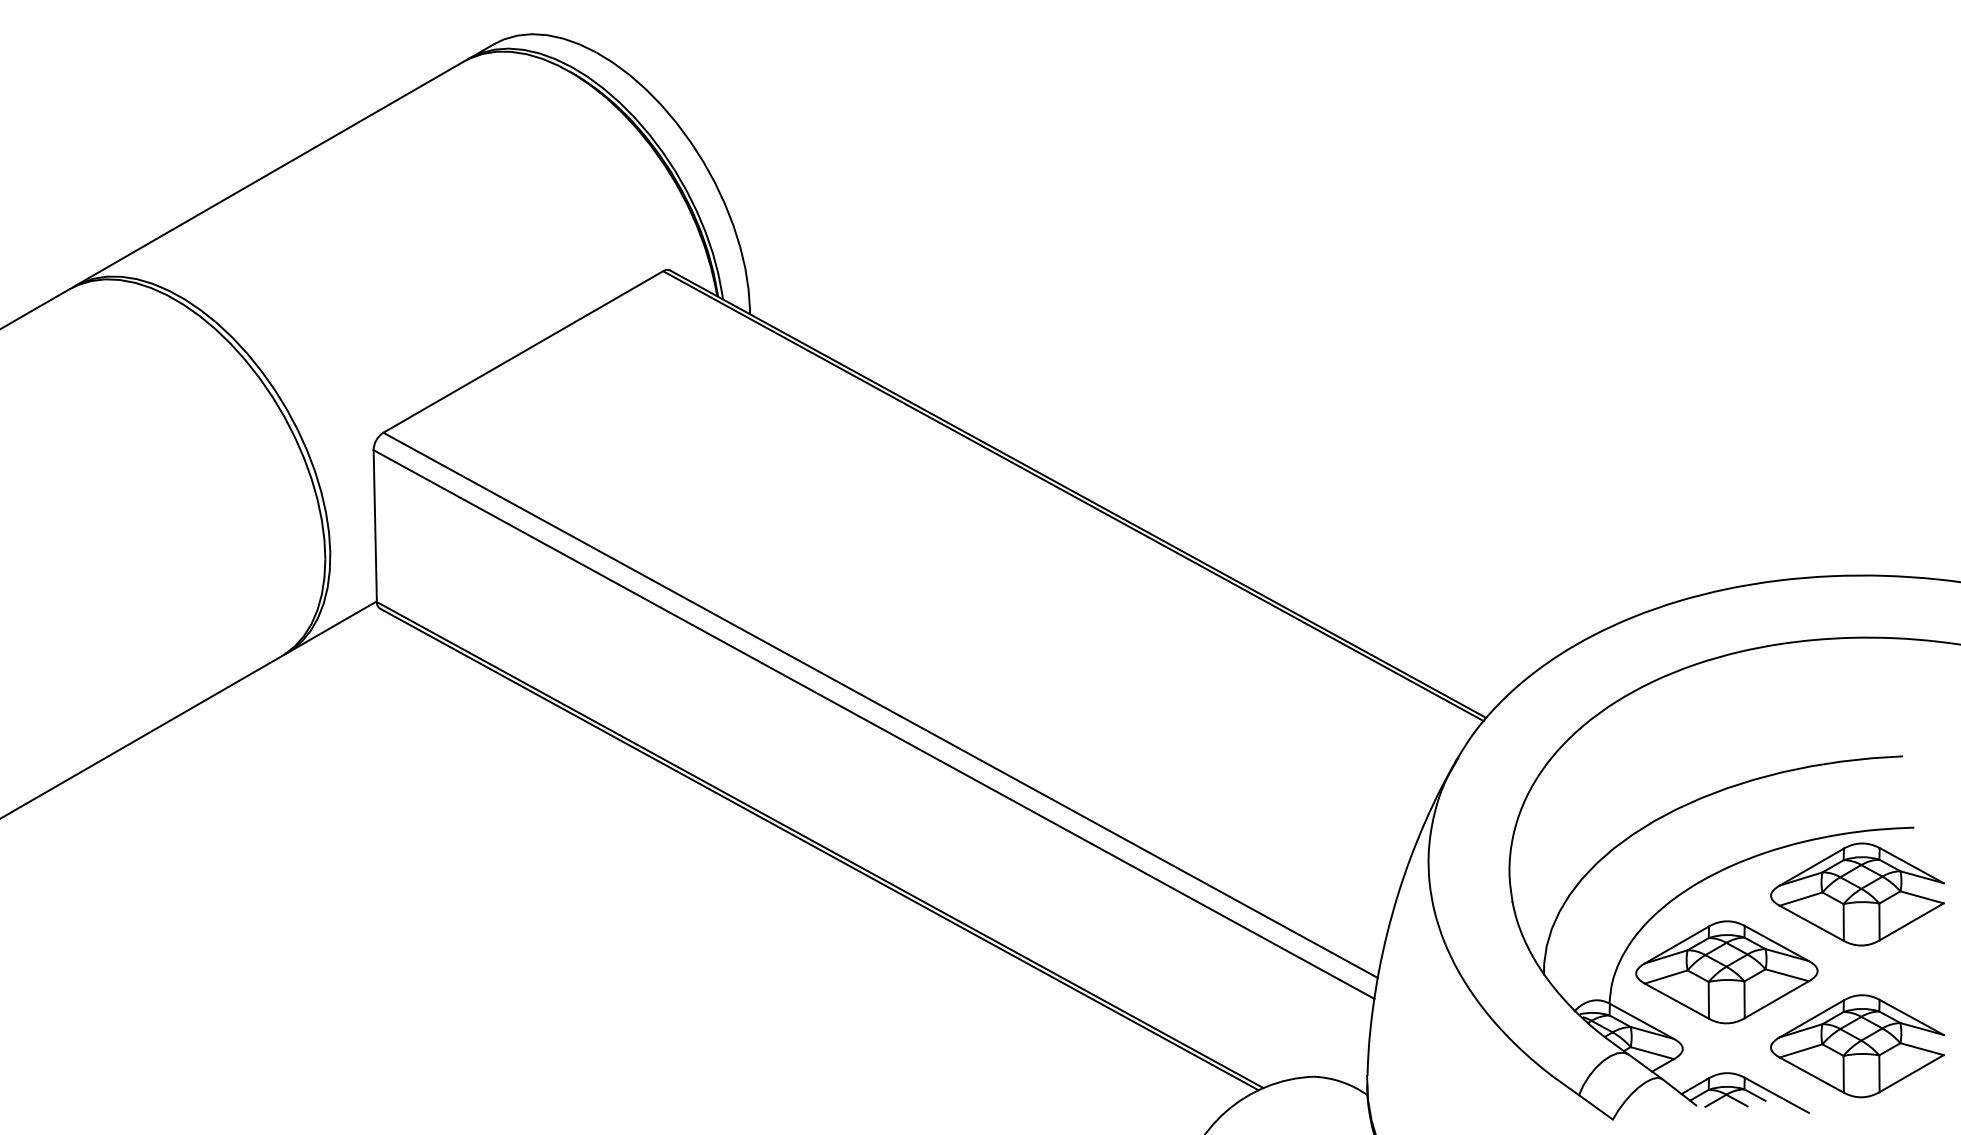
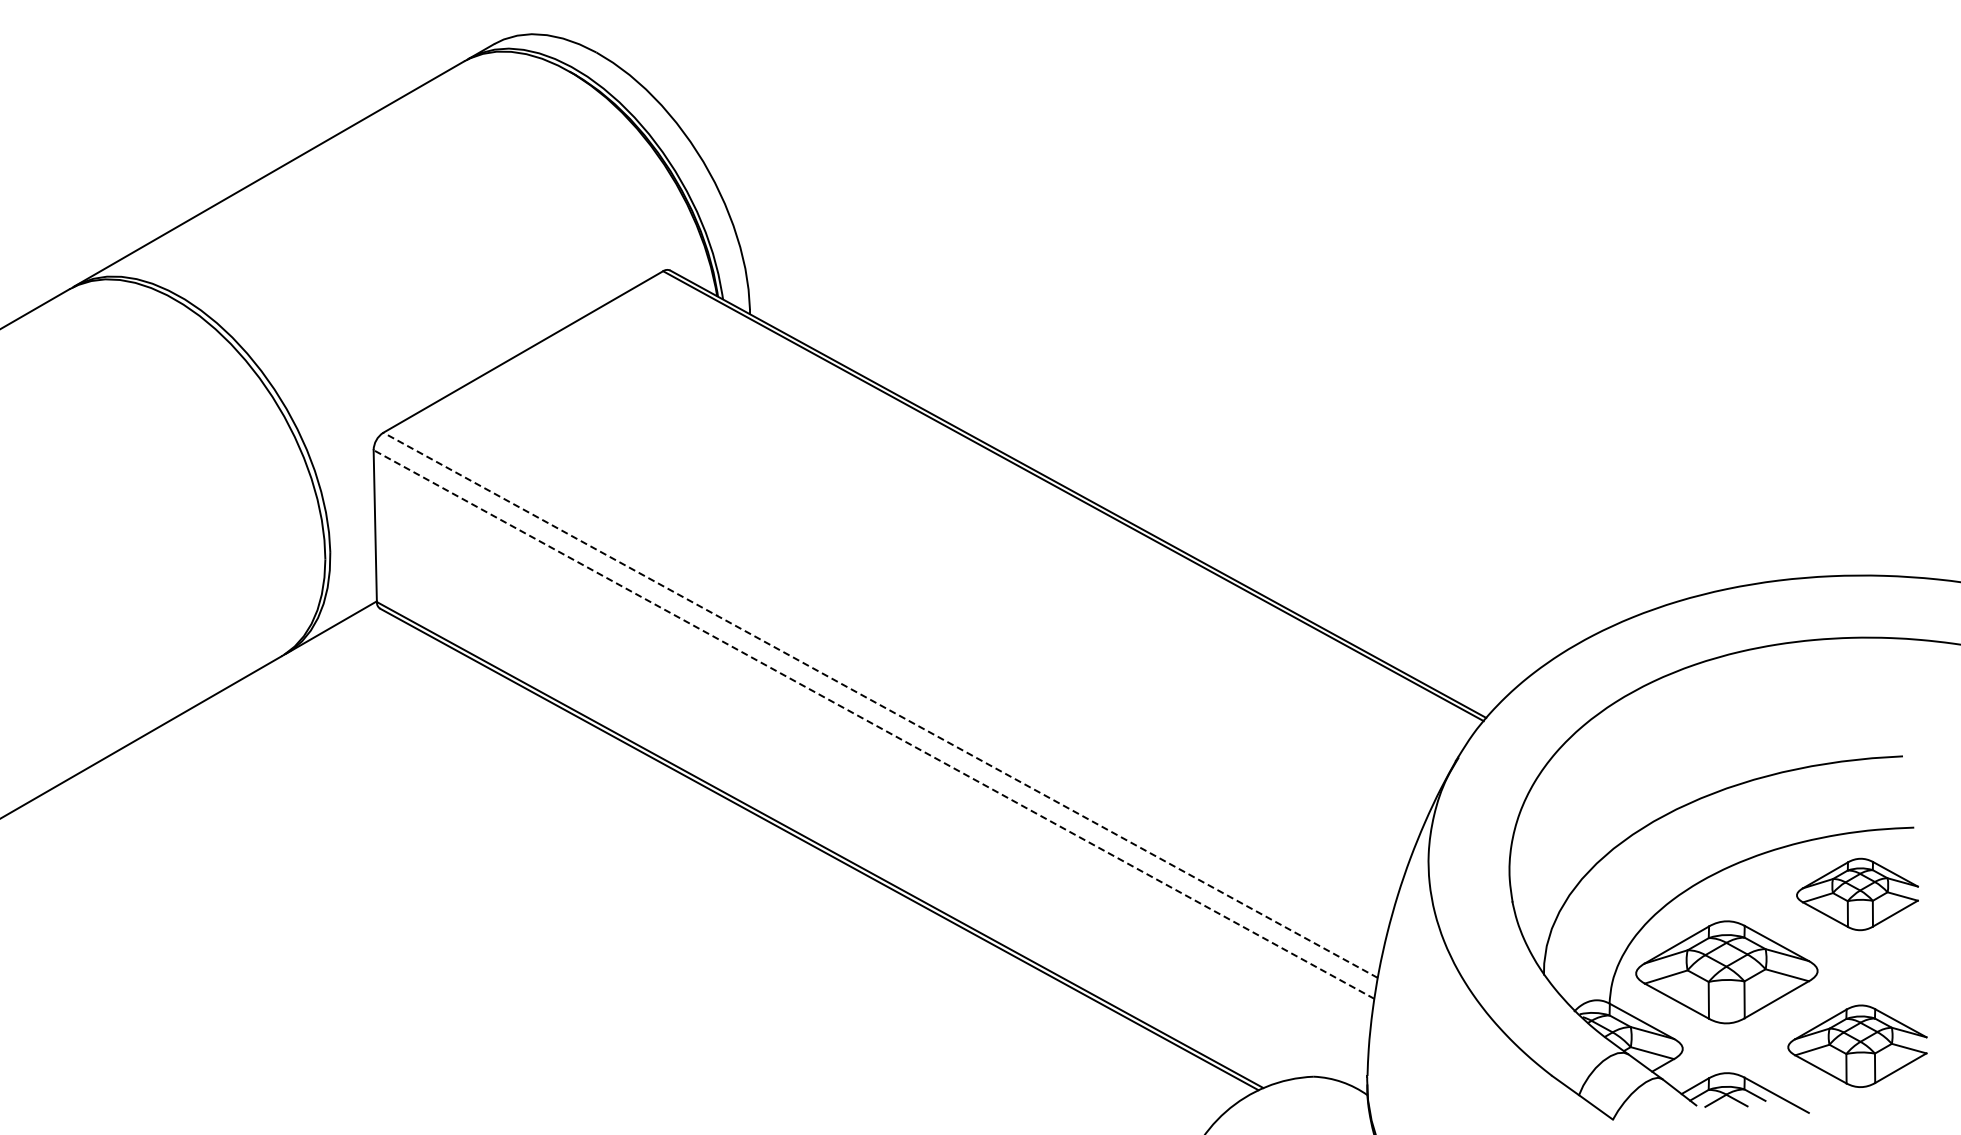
line: solid -> dashed (880, 705)
line: solid -> dashed (874, 724)
part size: 175x105 px -> 123x75 px (1857, 894)
part size: 175x105 px -> 141x84 px (1857, 1045)
